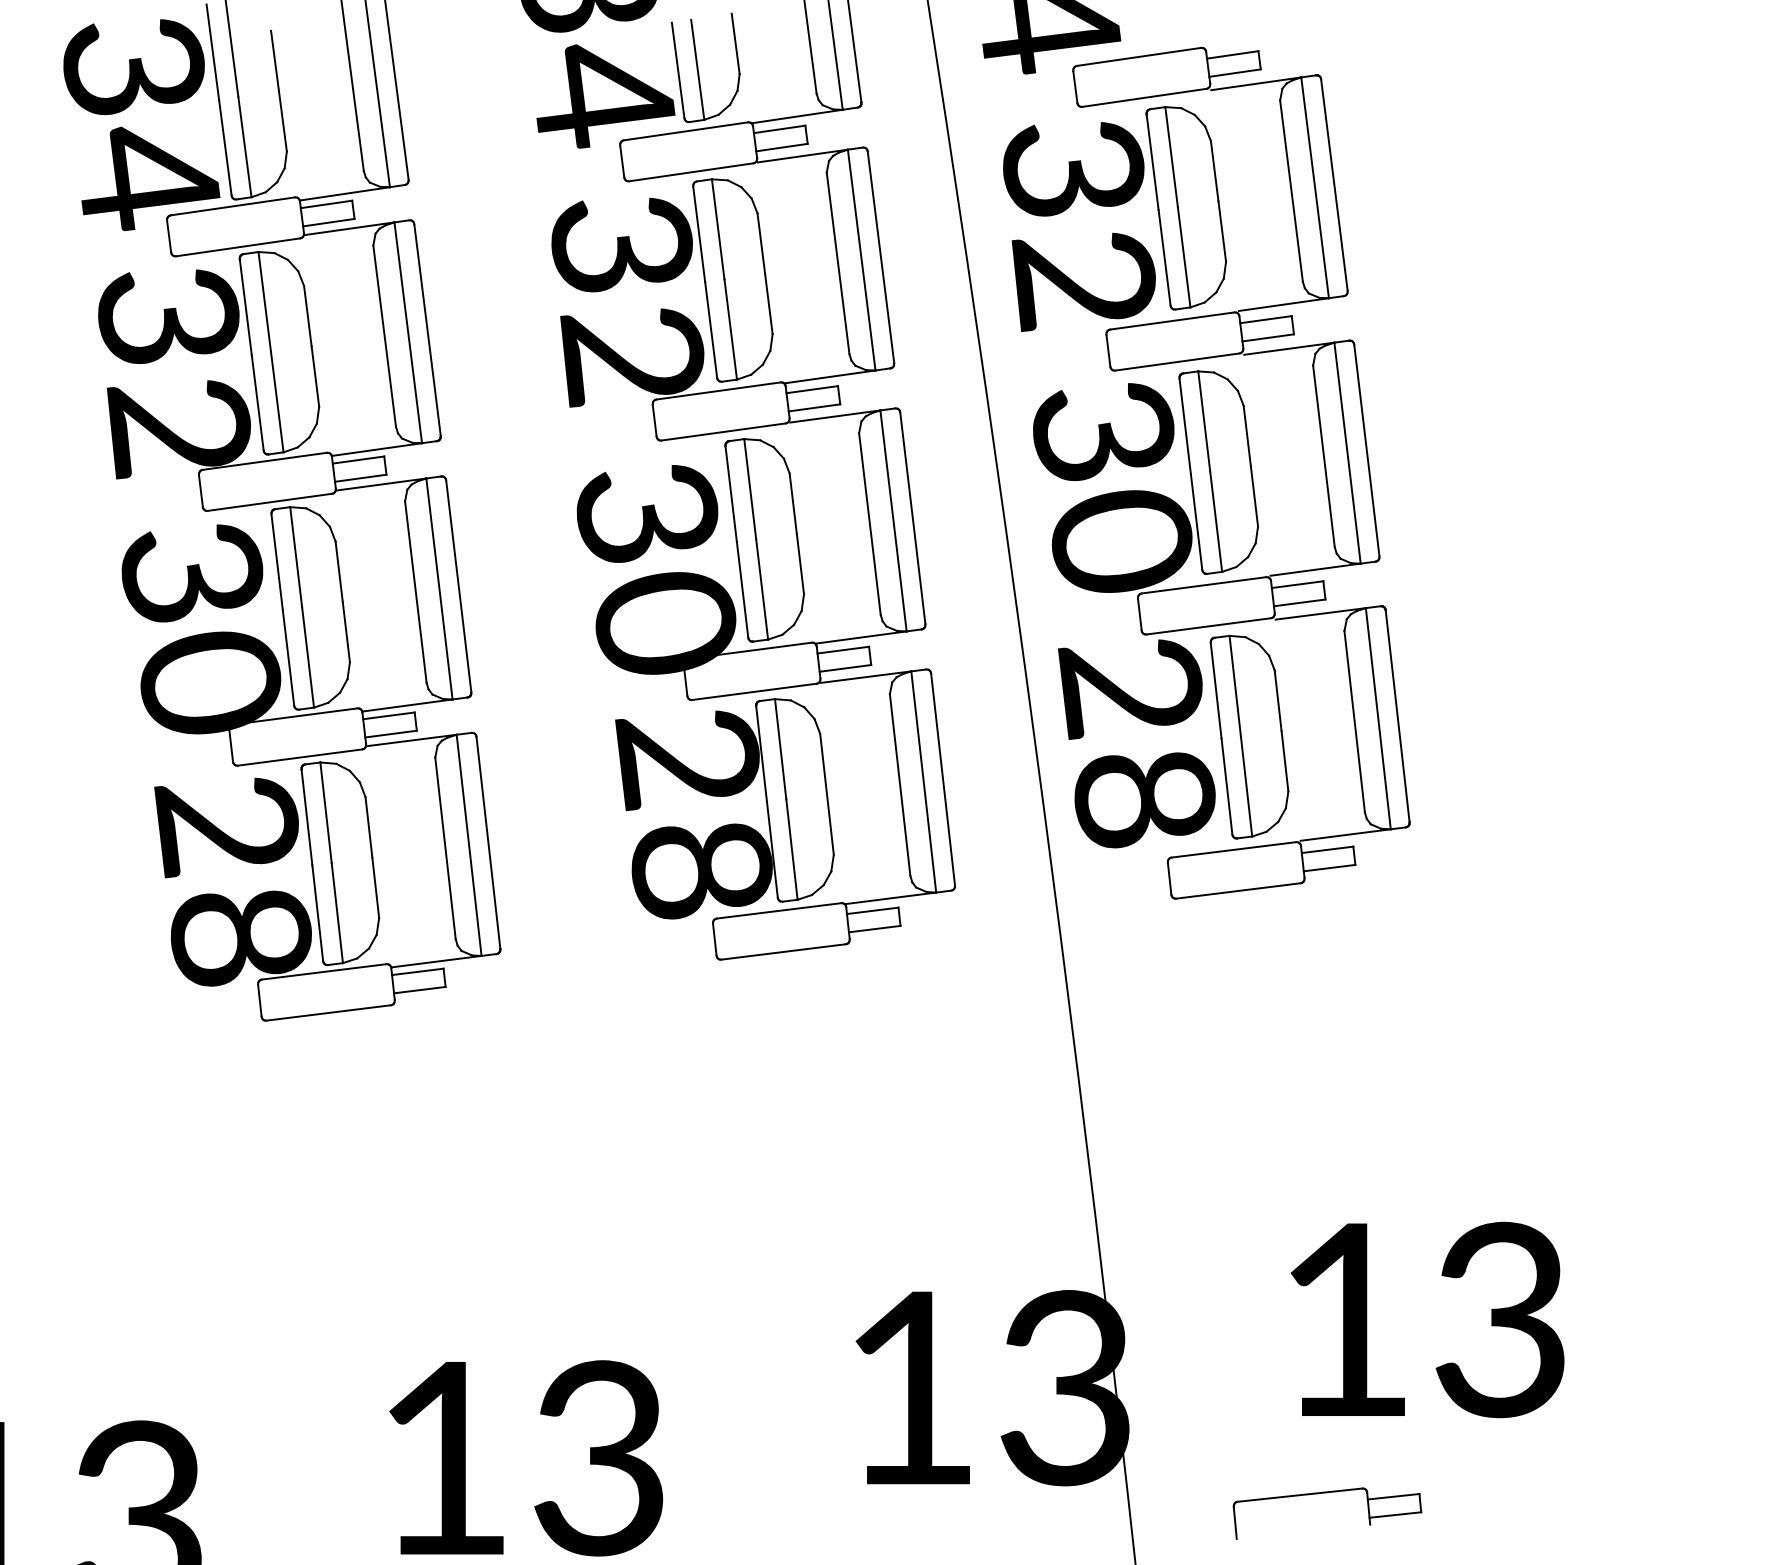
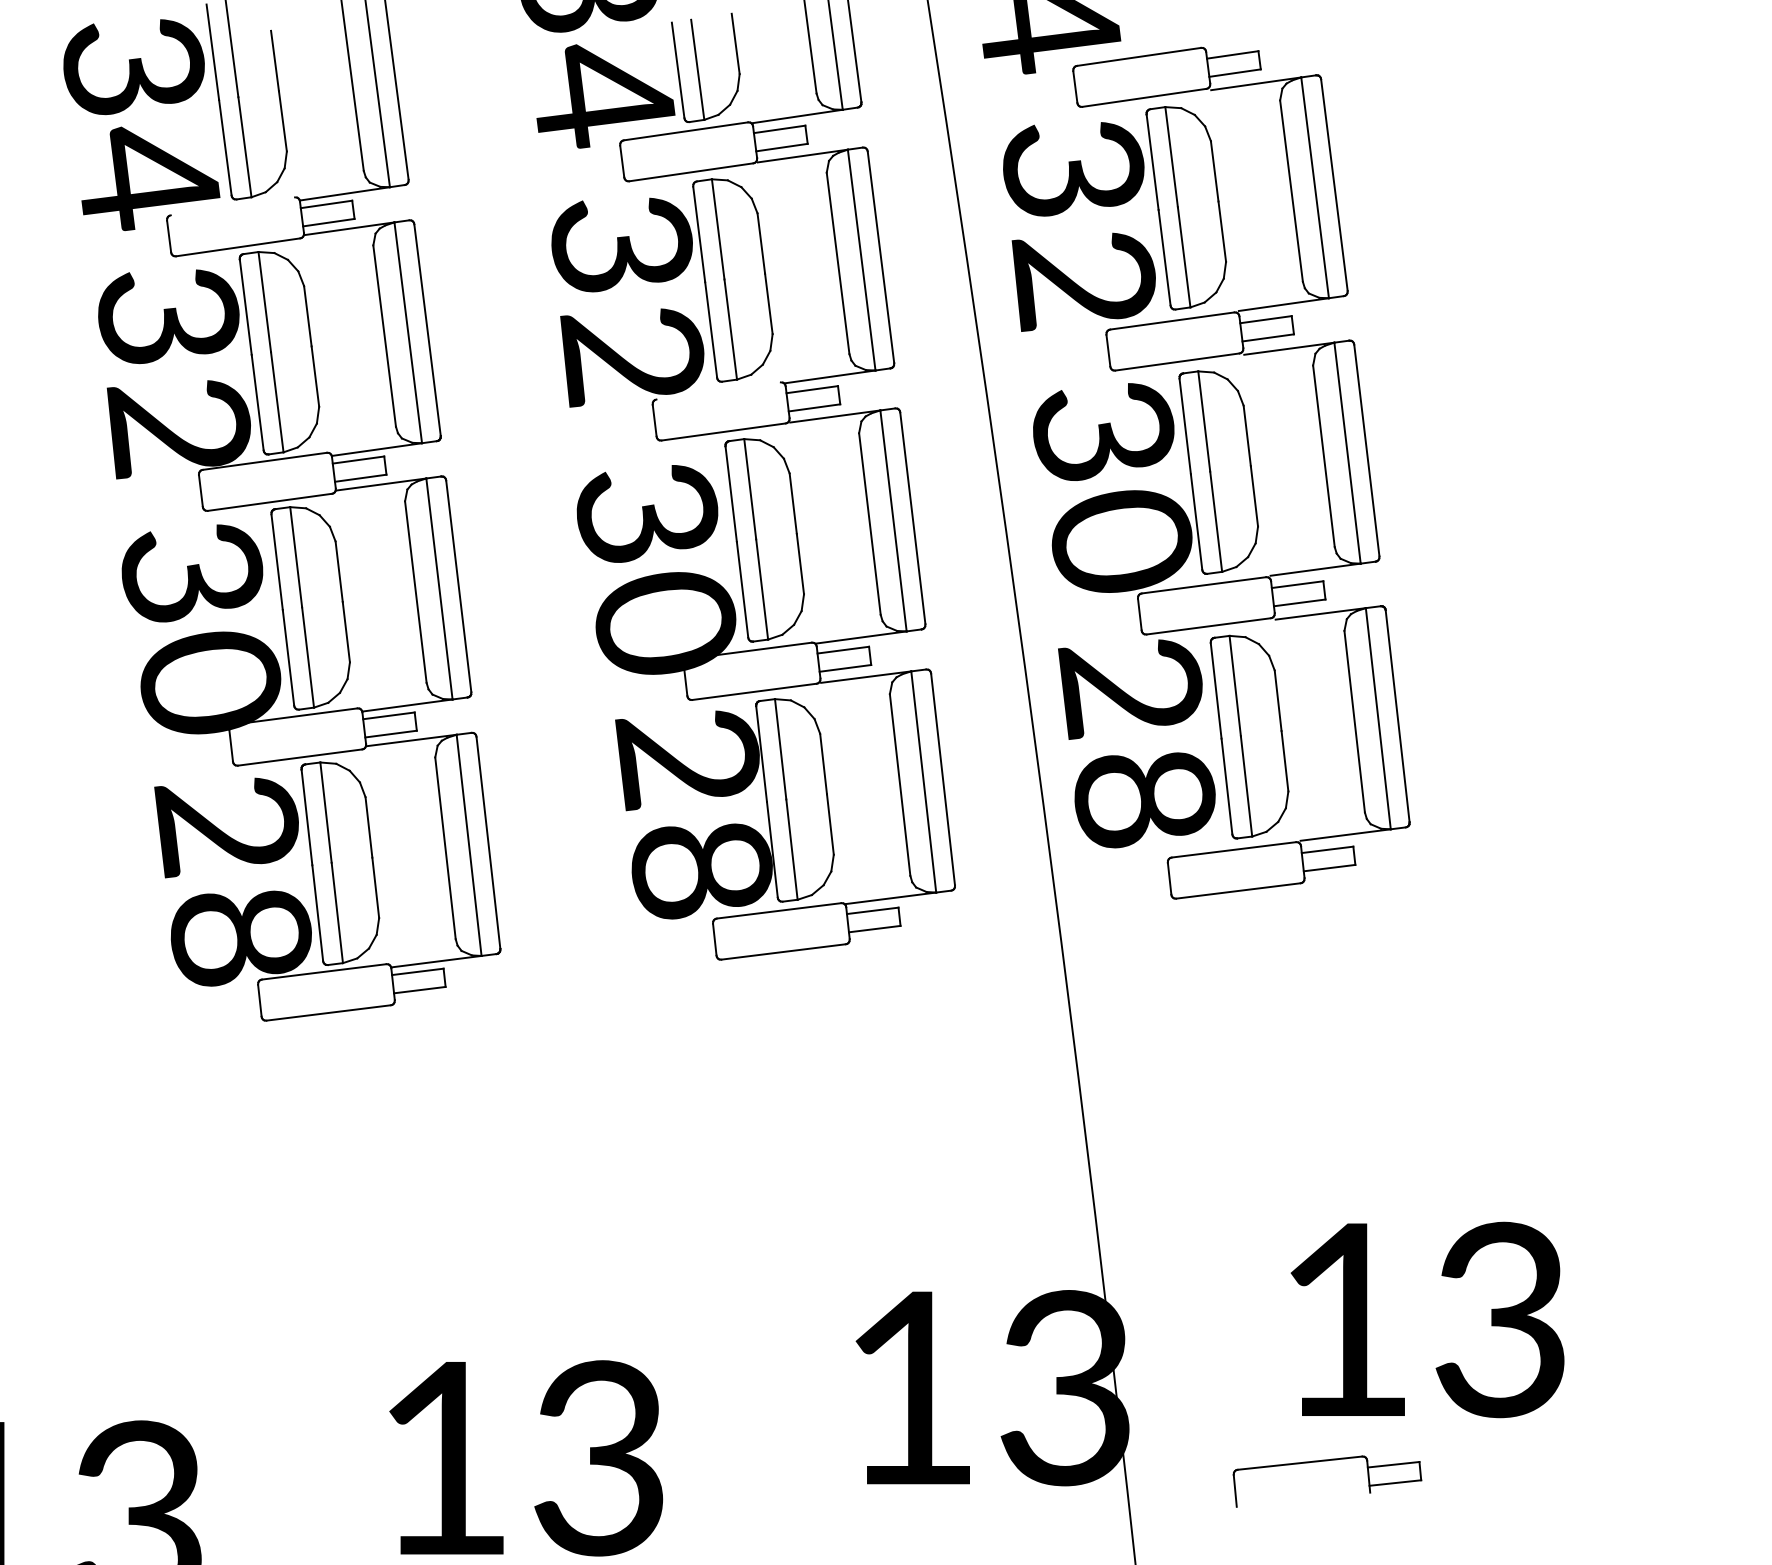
line: present -> none (232, 206)
line: present -> none (718, 390)
part position: (1327, 1493) -> (1327, 1461) (1327, 1461)
